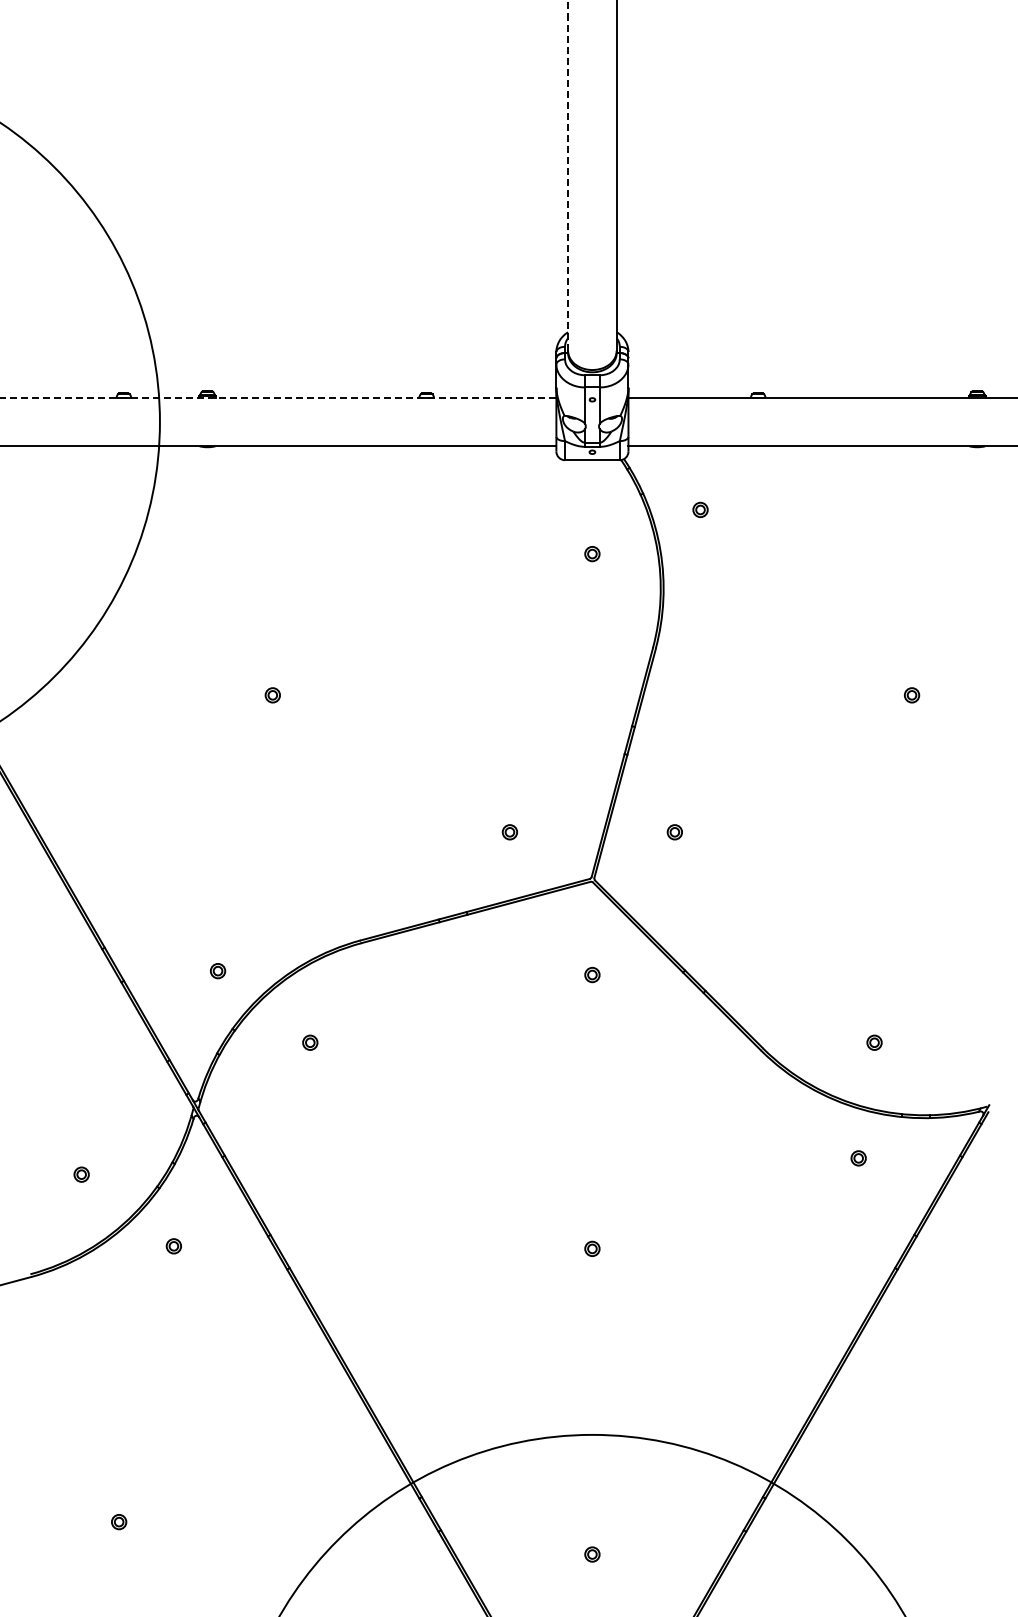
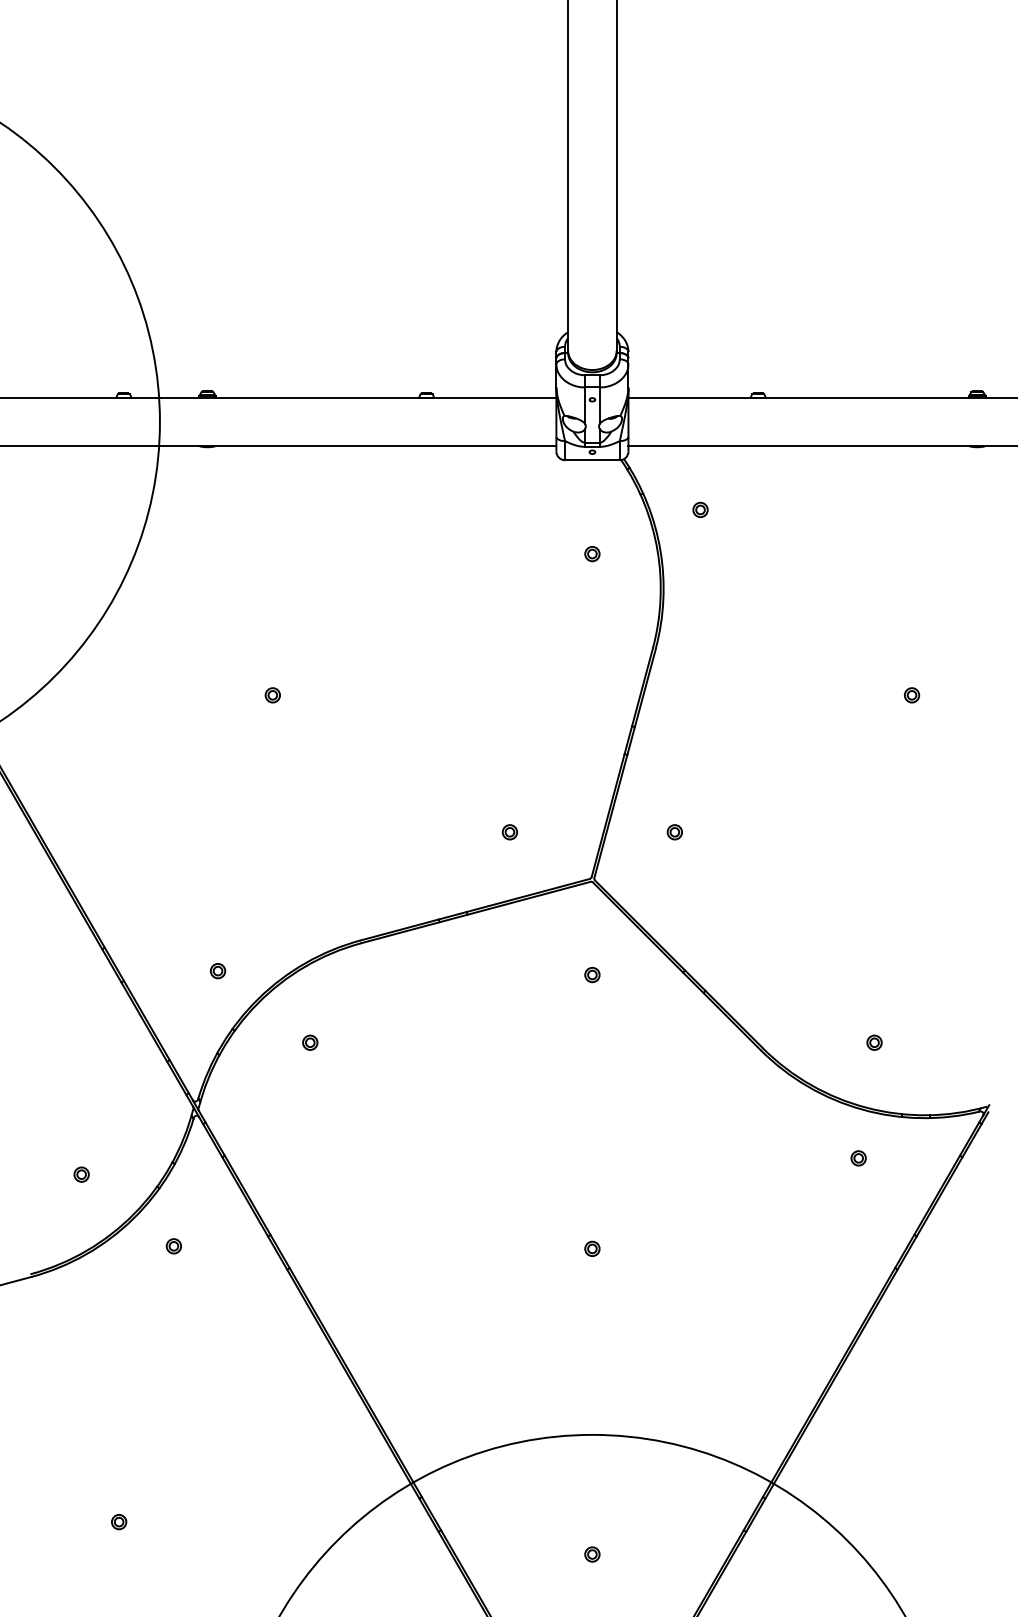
line: dashed -> solid (568, 175)
line: dashed -> solid (278, 397)
